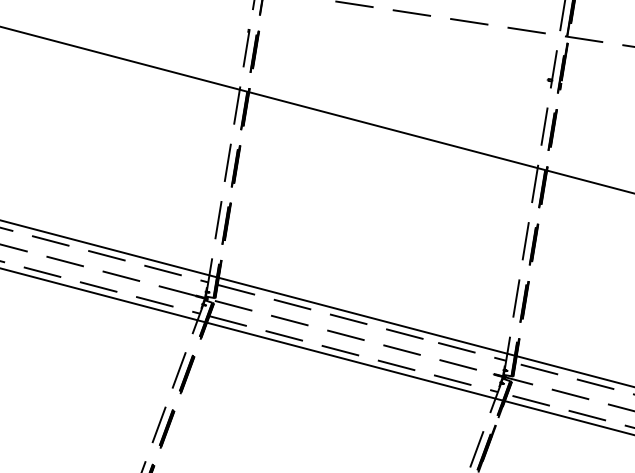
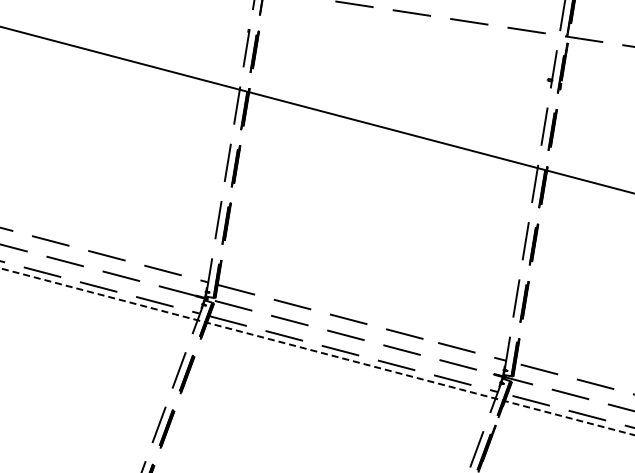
line: present -> none (316, 303)
line: solid -> dashed (318, 351)
